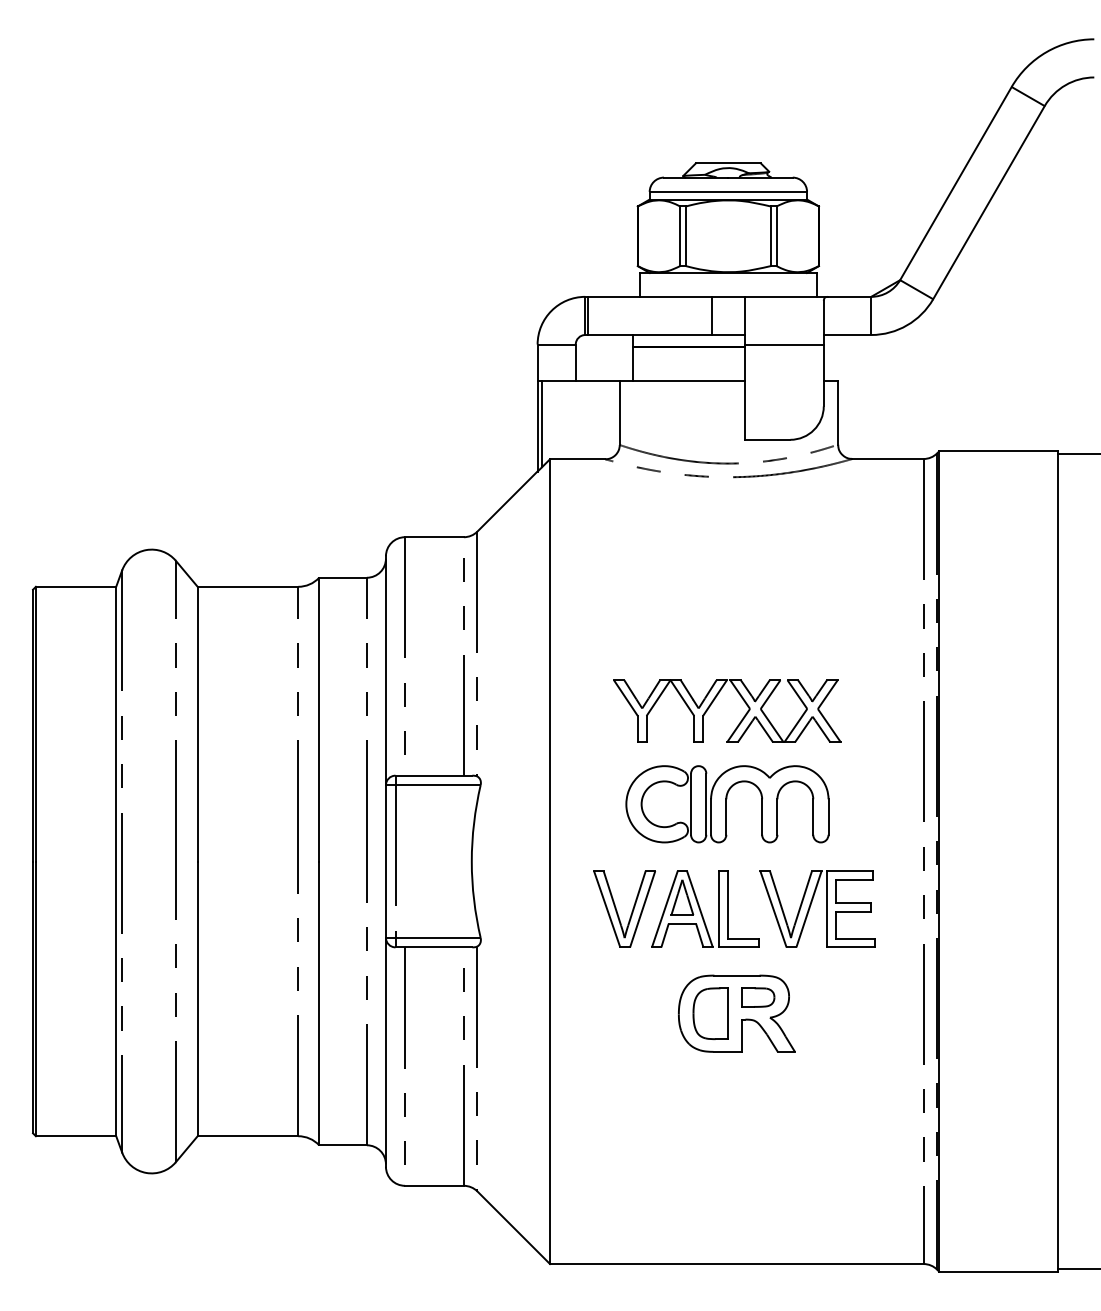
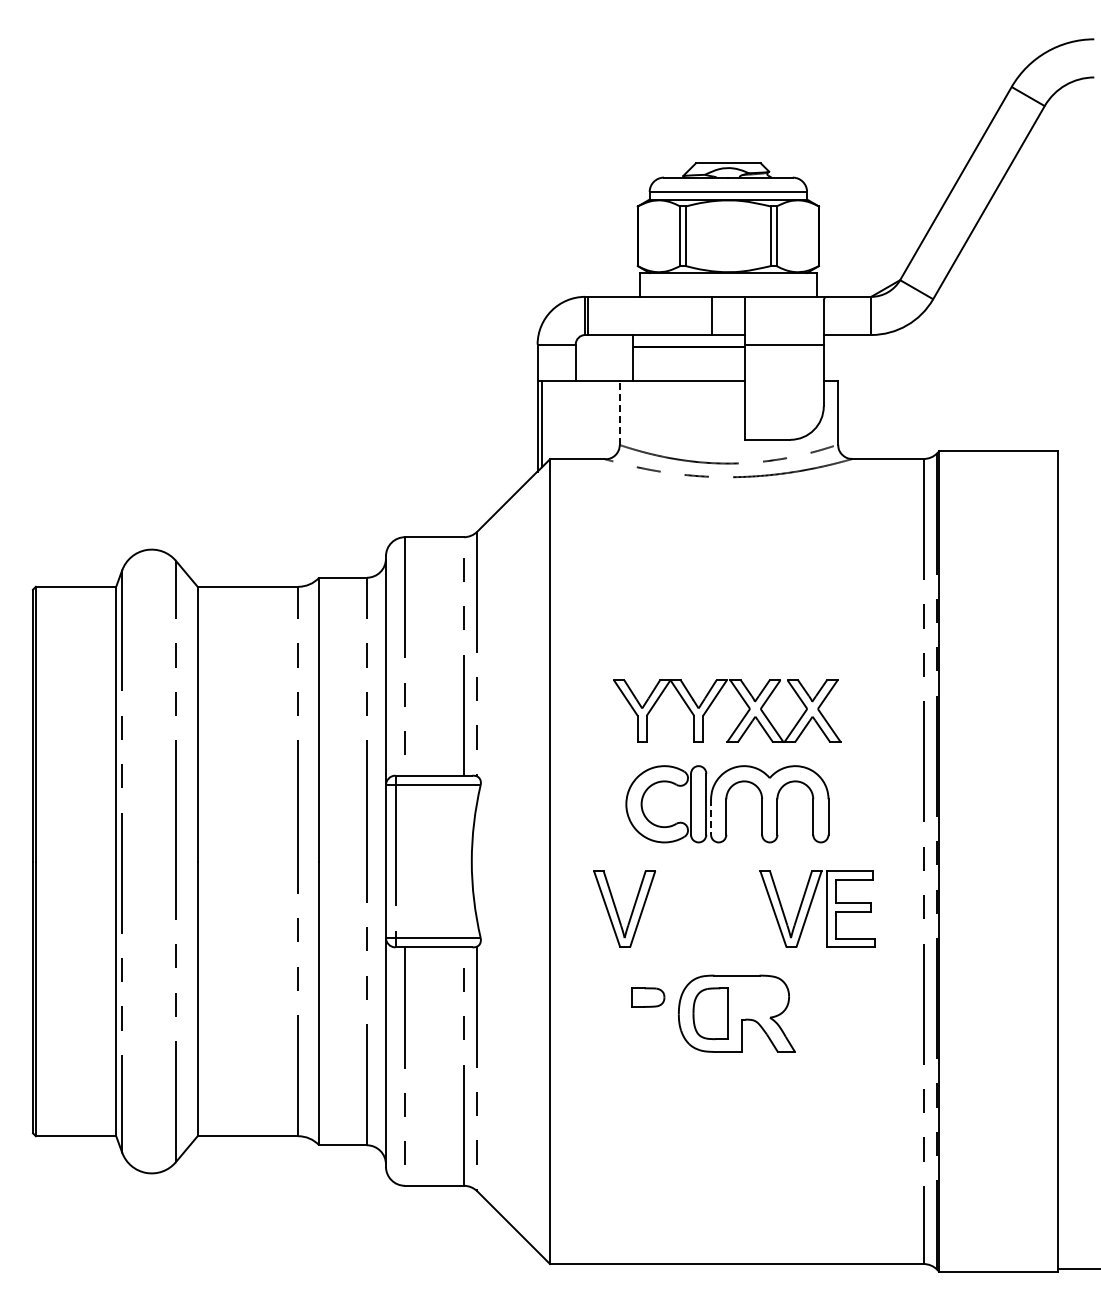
line: solid -> dashed (619, 412)
line: present -> none (1077, 453)
line: solid -> dashed (711, 817)
part: present -> none (705, 908)
part position: (758, 997) -> (648, 997) (648, 997)
